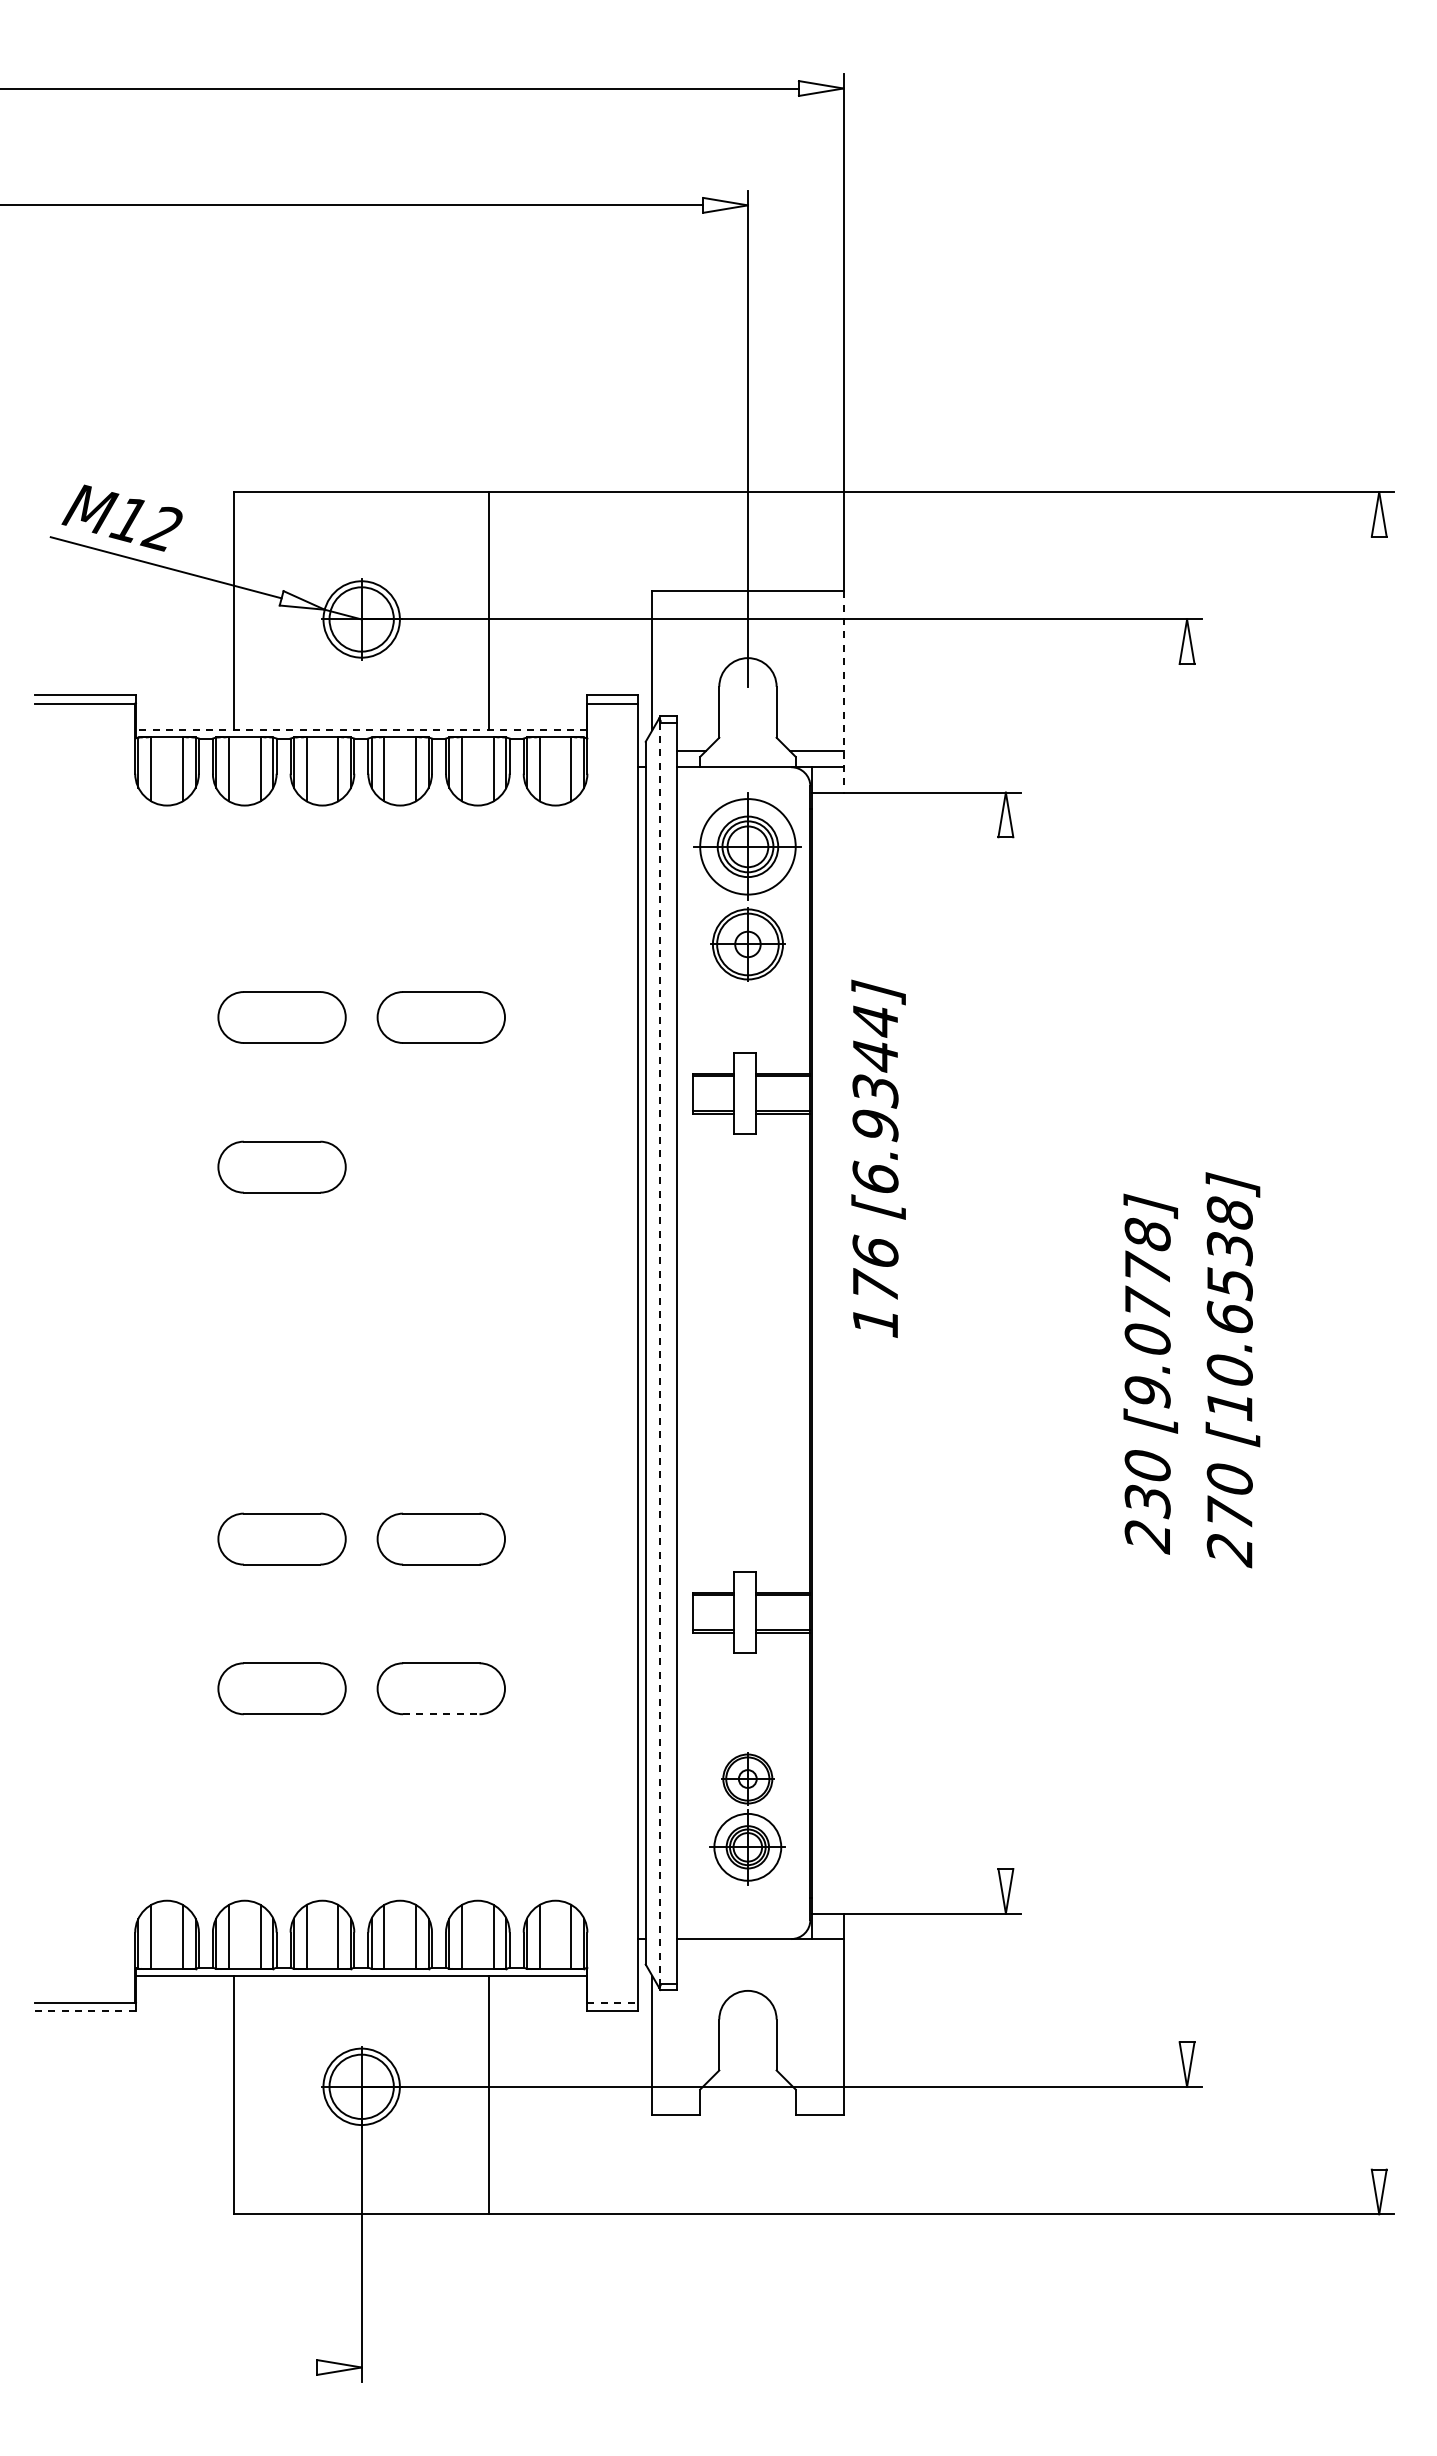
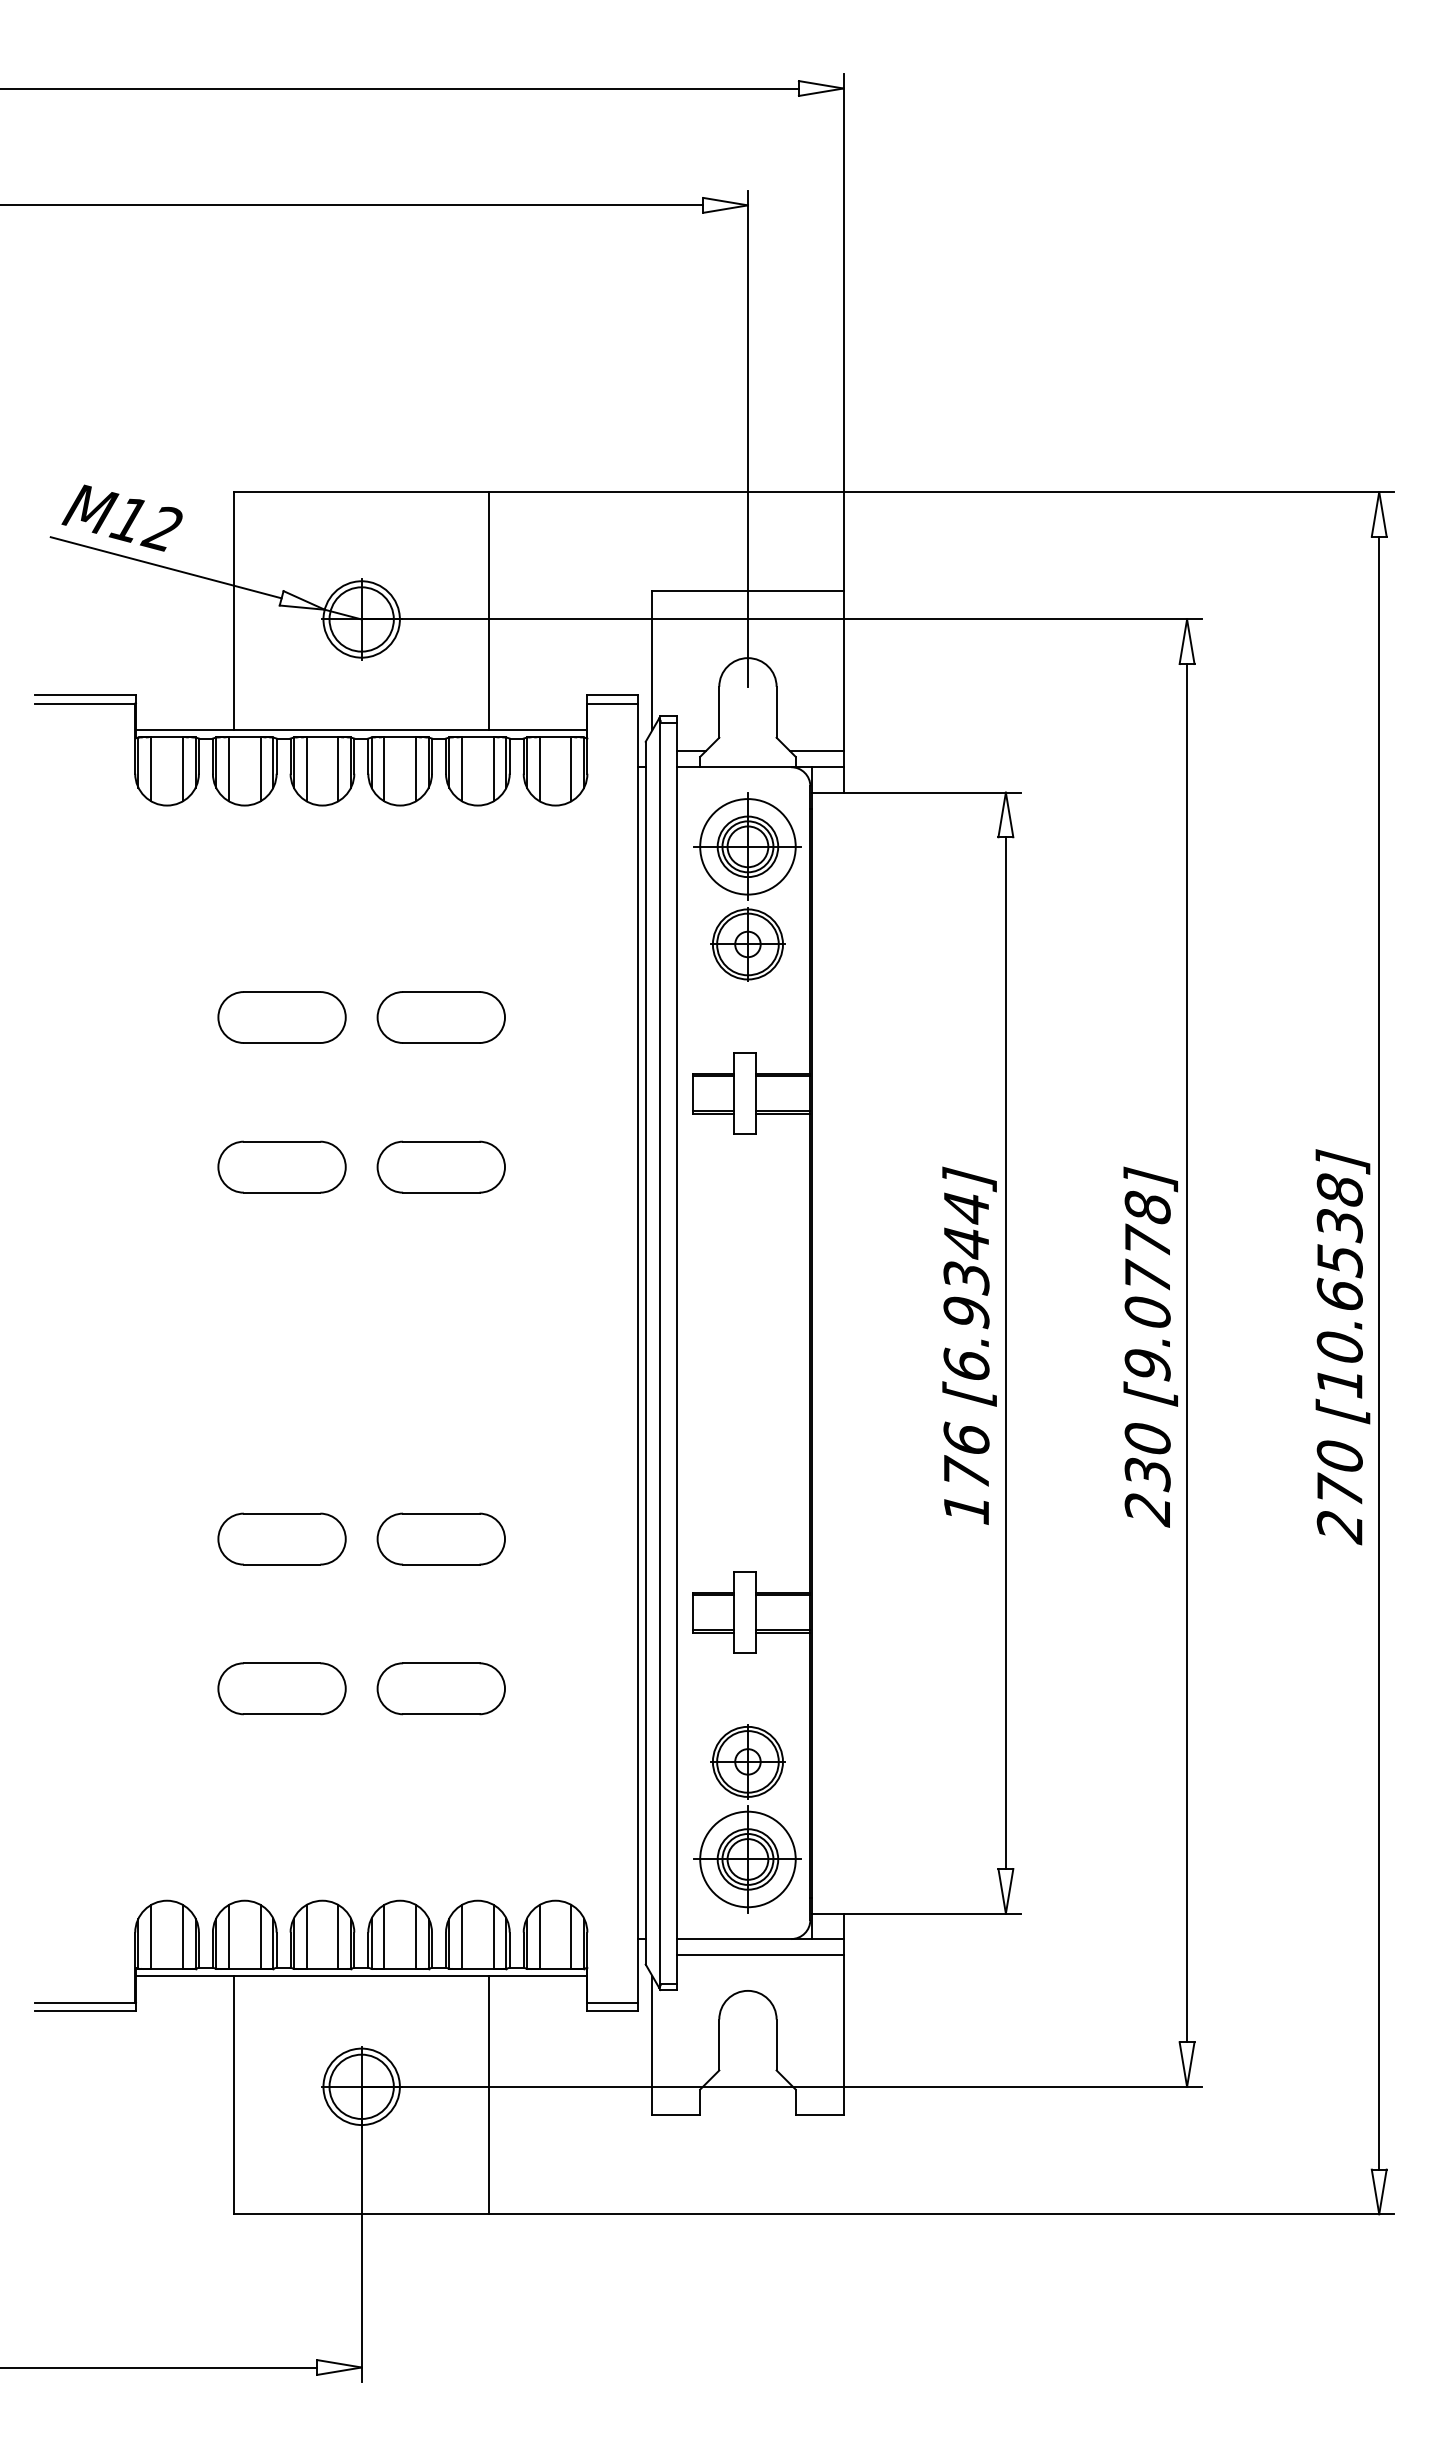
line: dashed -> solid (843, 692)
line: dashed -> solid (361, 730)
text position: (878, 1158) -> (969, 1345) (969, 1345)
part: none -> present (440, 1166)
line: none -> present (1379, 1352)
line: dashed -> solid (660, 1353)
line: none -> present (1005, 1353)
line: none -> present (1187, 1353)
text position: (1232, 1370) -> (1342, 1347) (1342, 1347)
text position: (1150, 1373) -> (1150, 1346) (1150, 1346)
line: dashed -> solid (441, 1714)
part size: 77x134 px -> 109x190 px (747, 1818)
line: none -> present (760, 1955)
line: dashed -> solid (613, 2002)
line: dashed -> solid (85, 2011)
line: none -> present (159, 2367)
